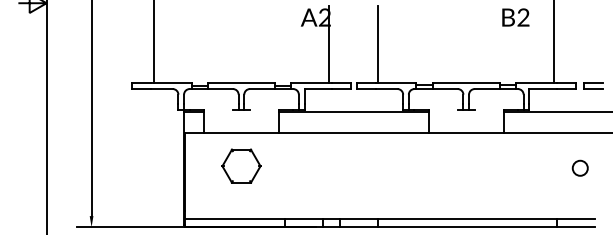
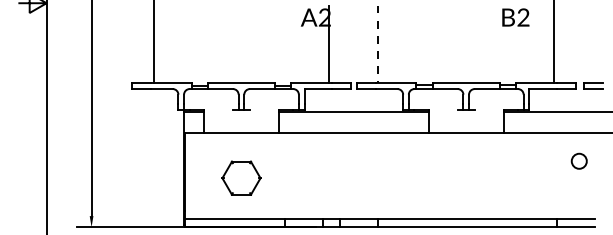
line: solid -> dashed (378, 44)
part position: (241, 165) -> (241, 177) (241, 177)
circle position: (579, 167) -> (578, 160) (578, 160)
